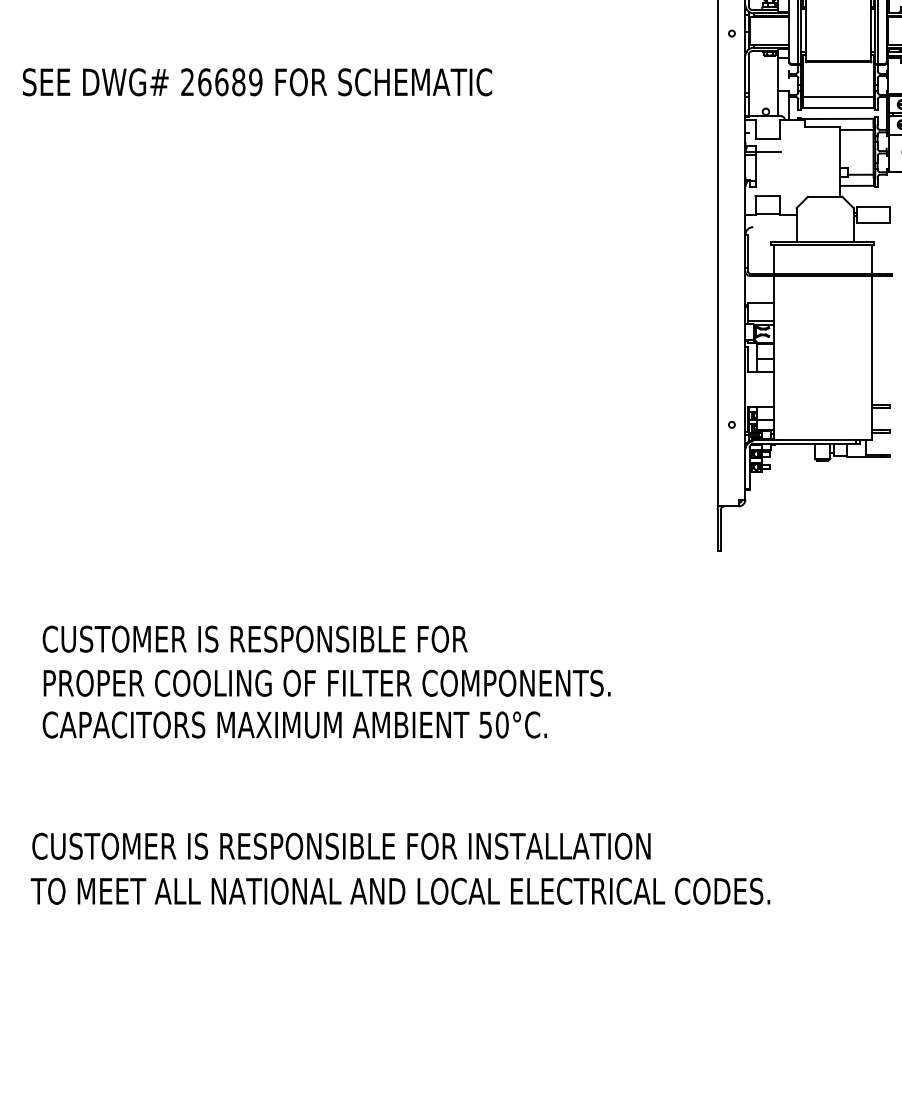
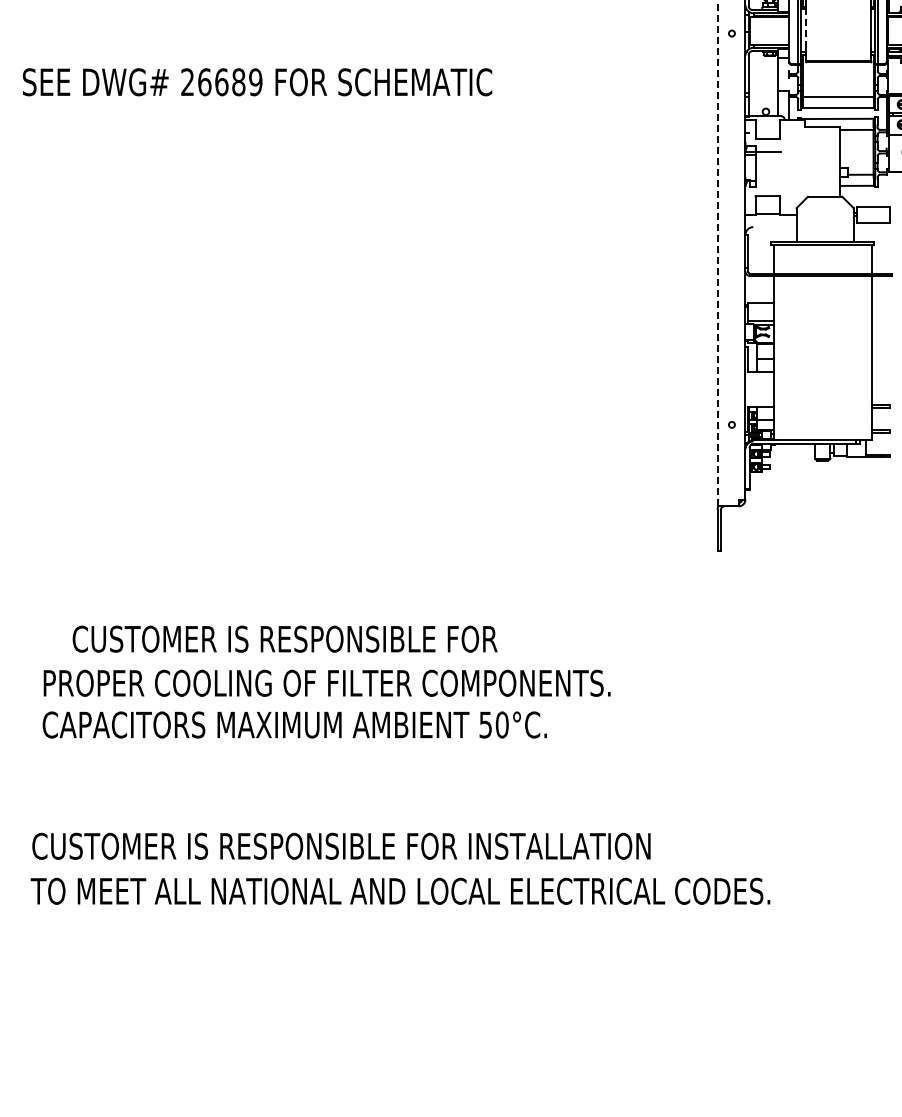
line: solid -> dashed (805, 28)
line: solid -> dashed (717, 252)
text position: (254, 638) -> (284, 638) (284, 638)
